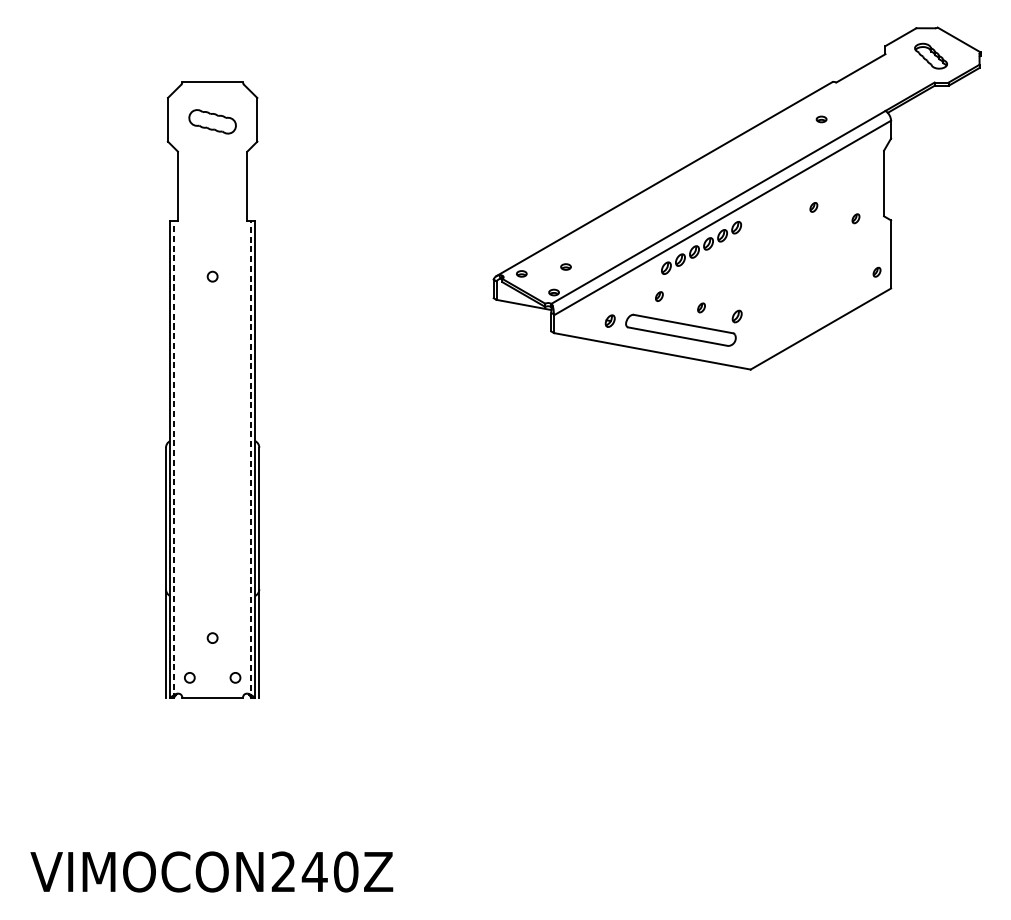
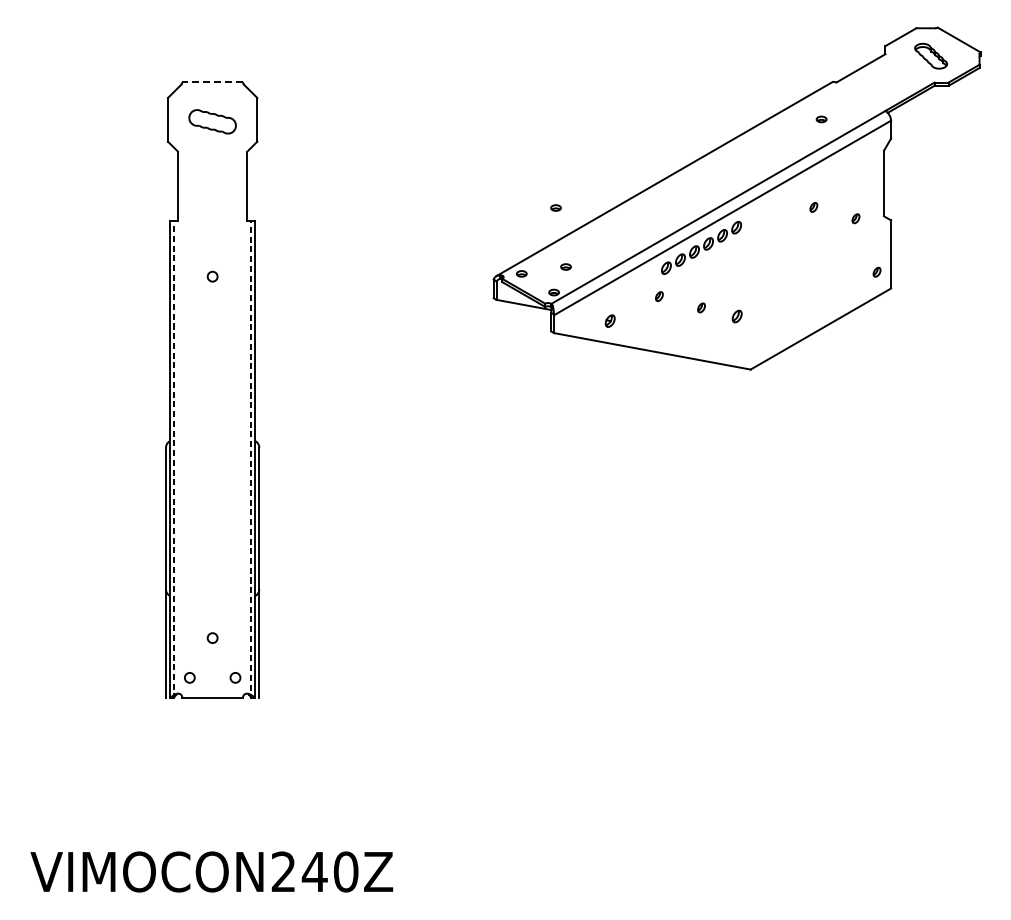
line: solid -> dashed (212, 82)
part: none -> present (555, 207)
part: present -> none (680, 329)
